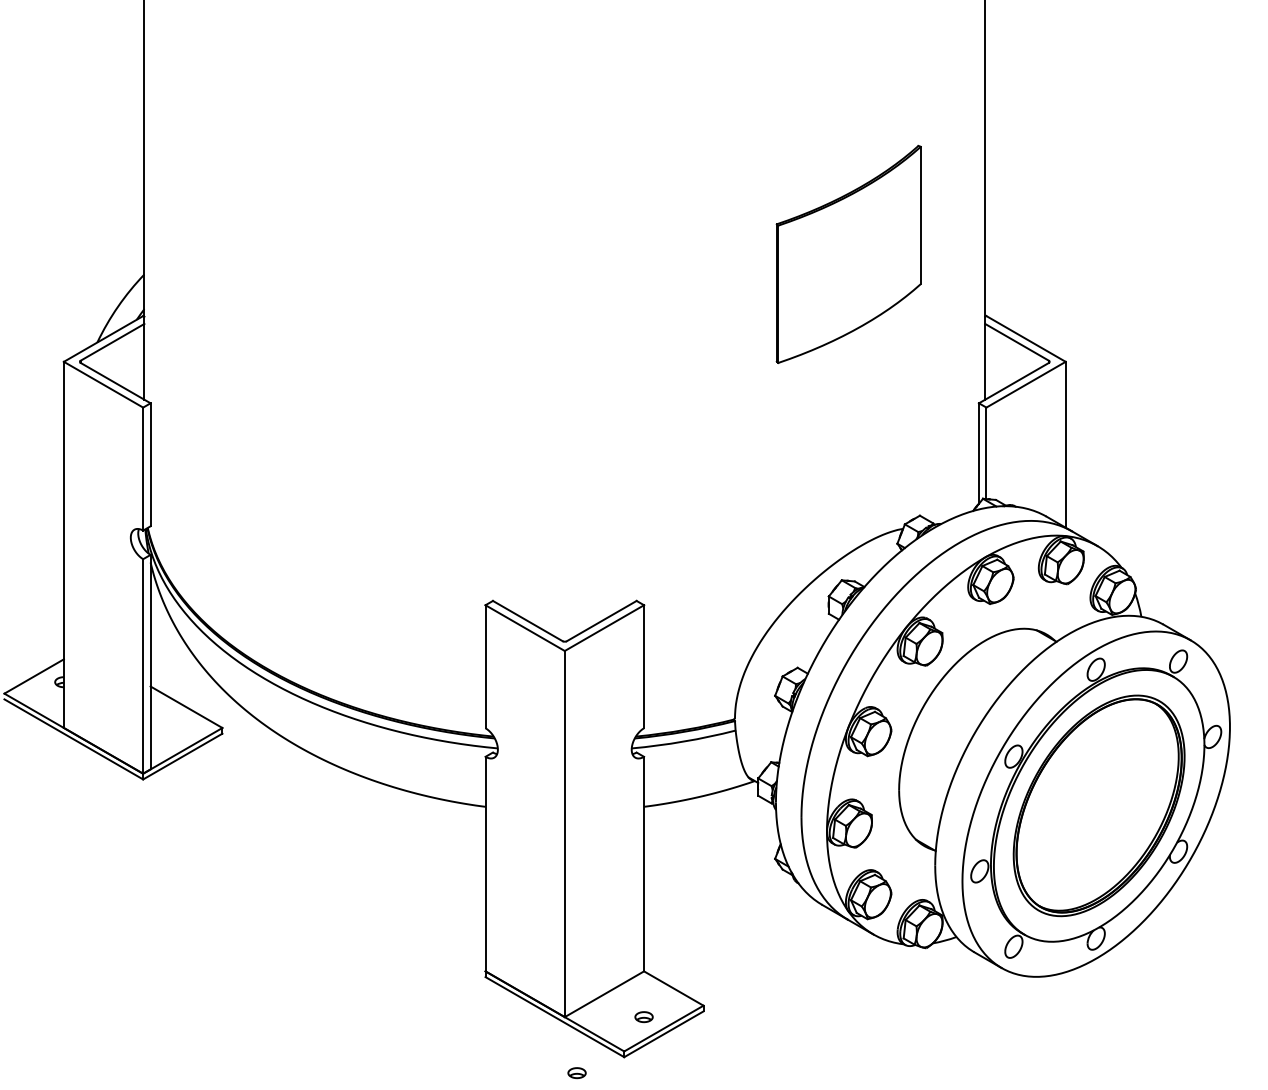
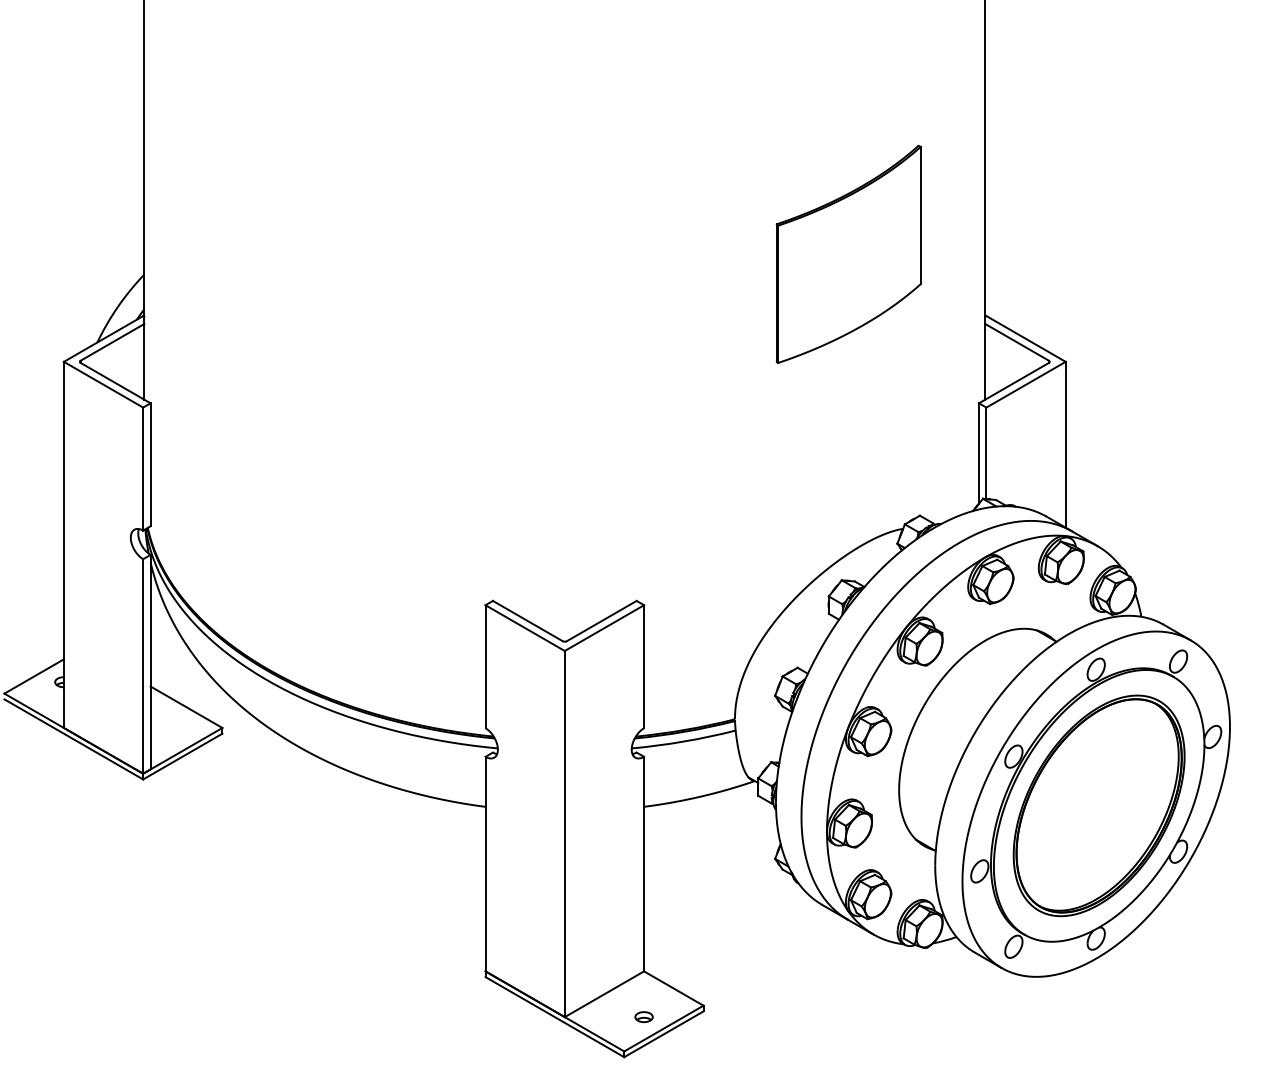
part: present -> none (576, 1073)
